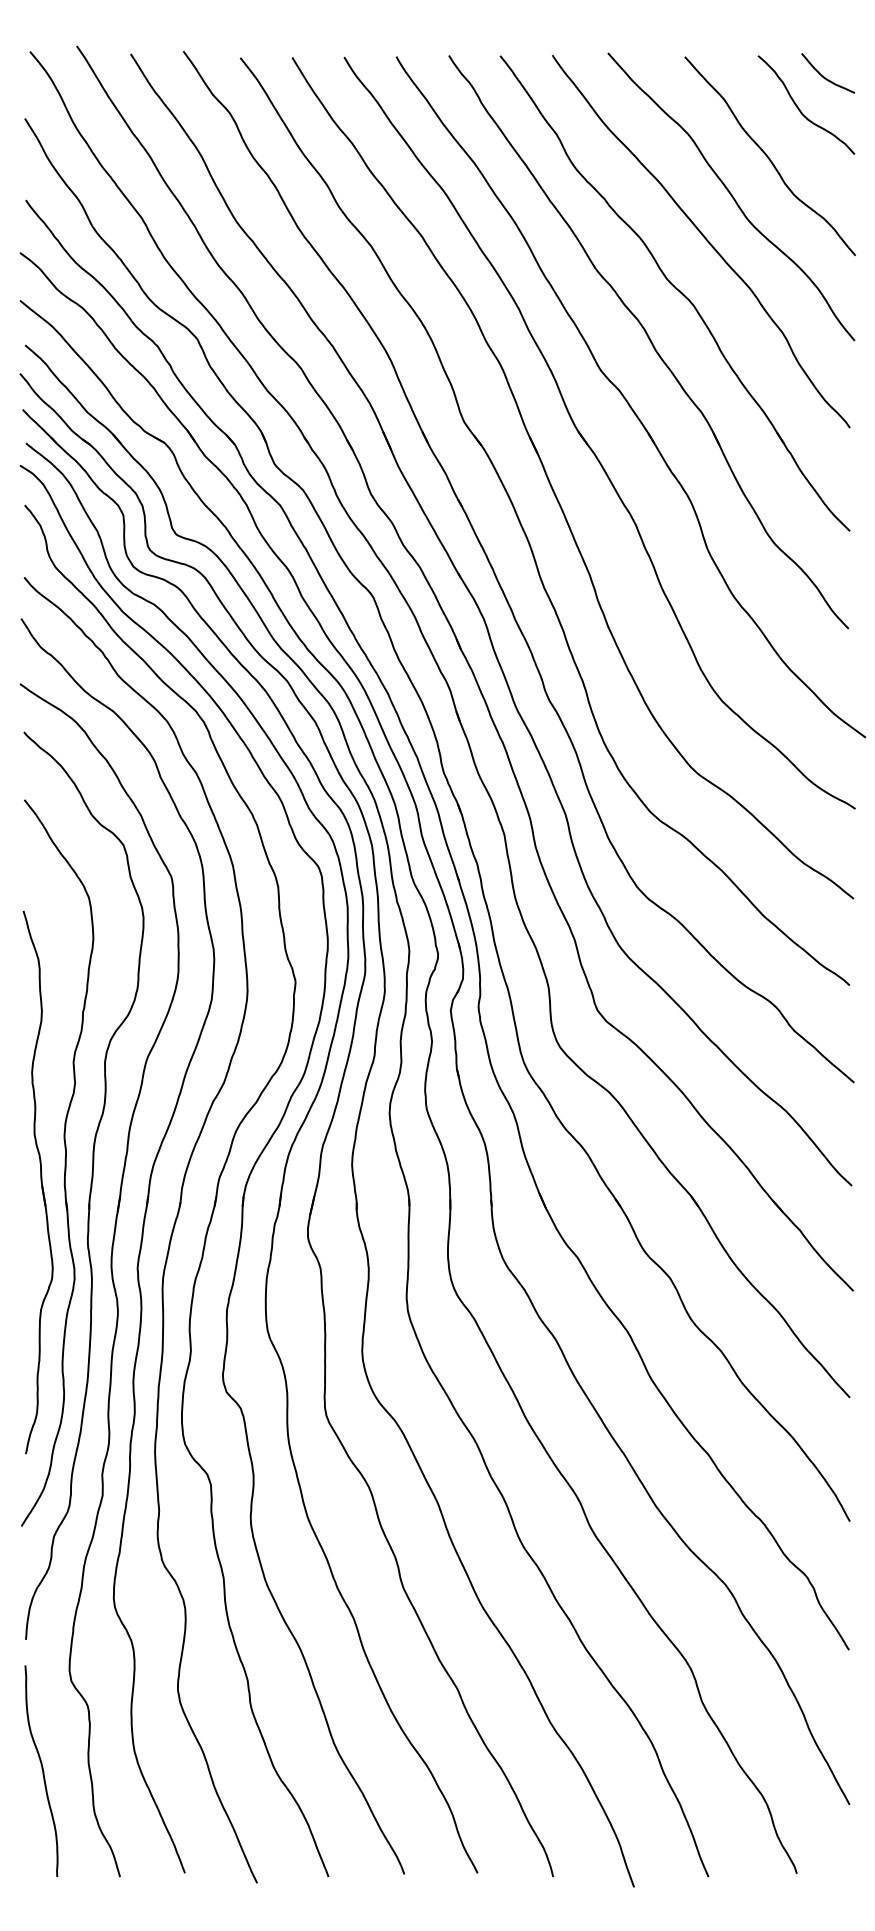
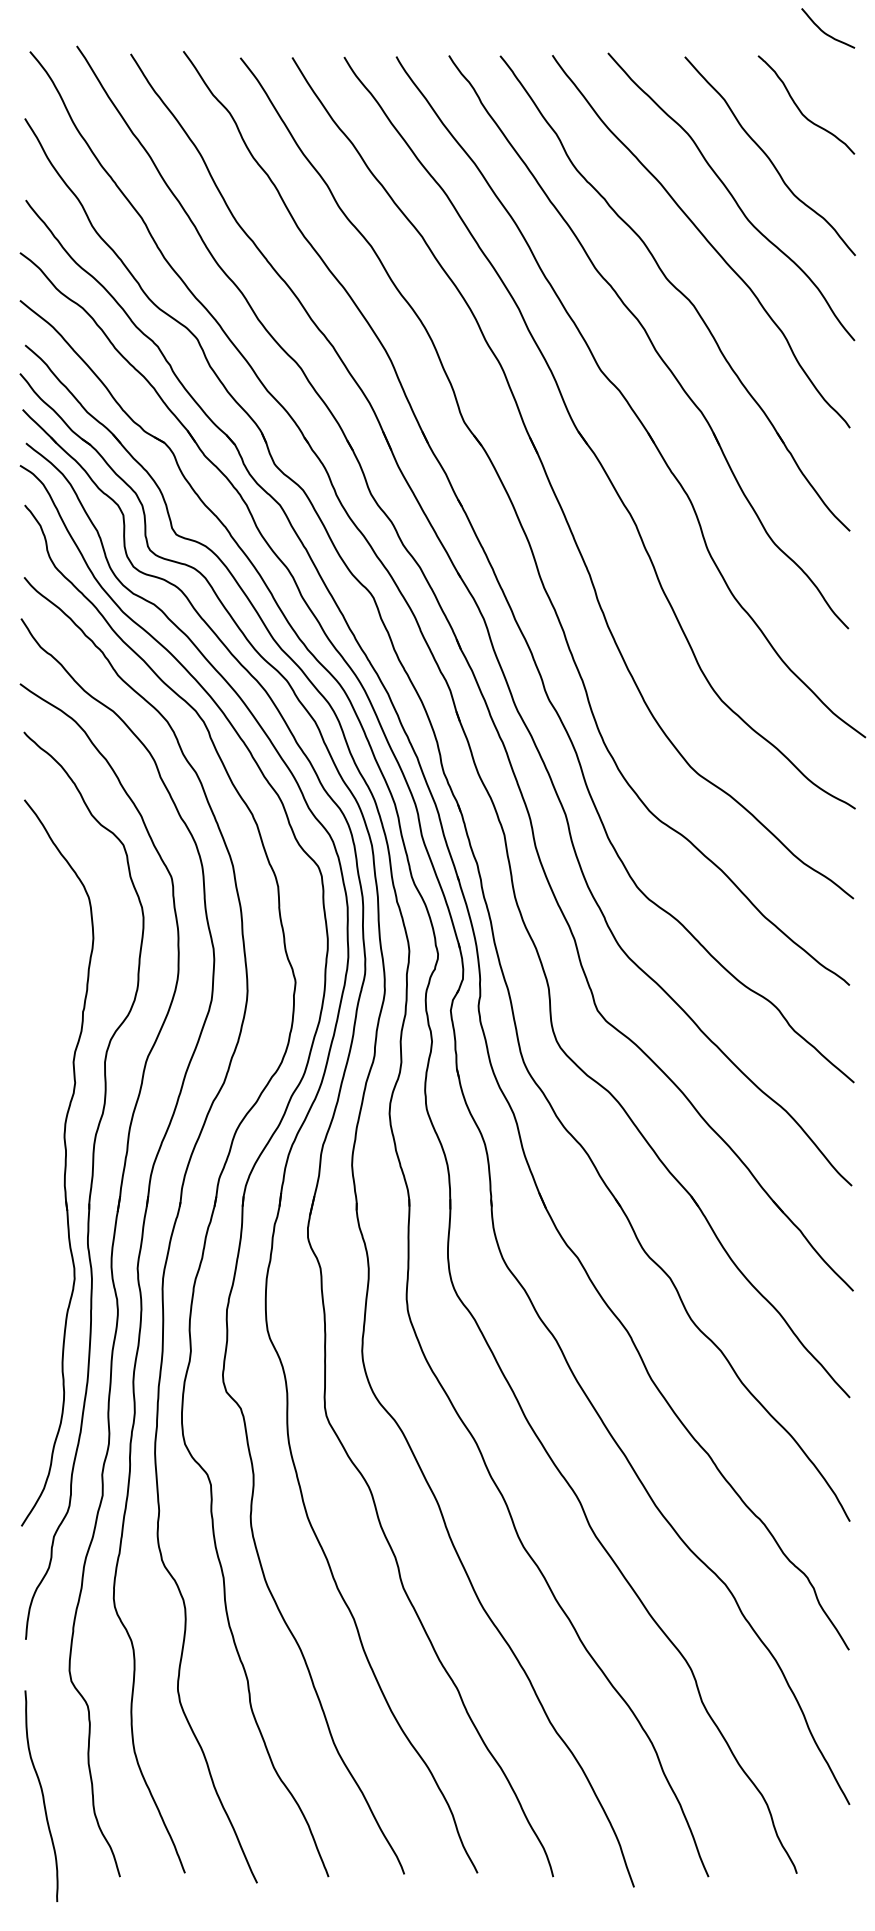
curve position: (824, 76) -> (824, 31) (824, 31)
part: present -> none (37, 1182)
curve position: (41, 1769) -> (41, 1794) (41, 1794)
